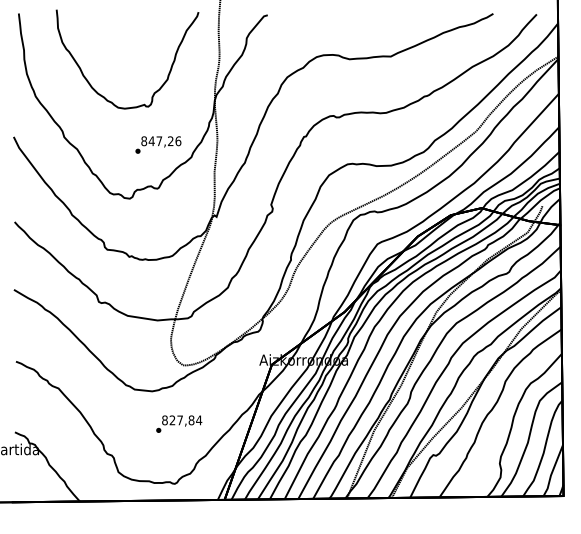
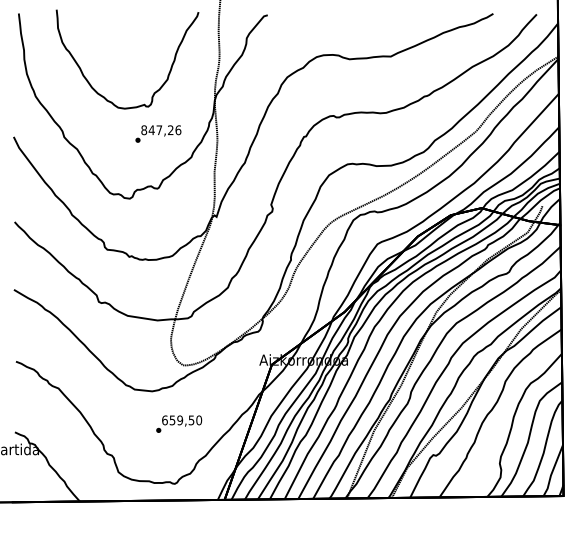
text position: (158, 144) -> (158, 133) (158, 133)
text: 827,84 -> 659,50 (182, 420)
